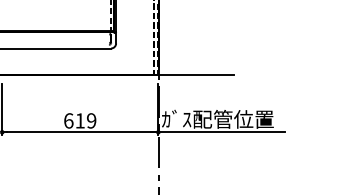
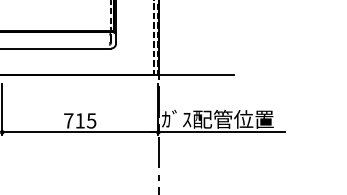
text: 619 -> 715 (80, 120)
